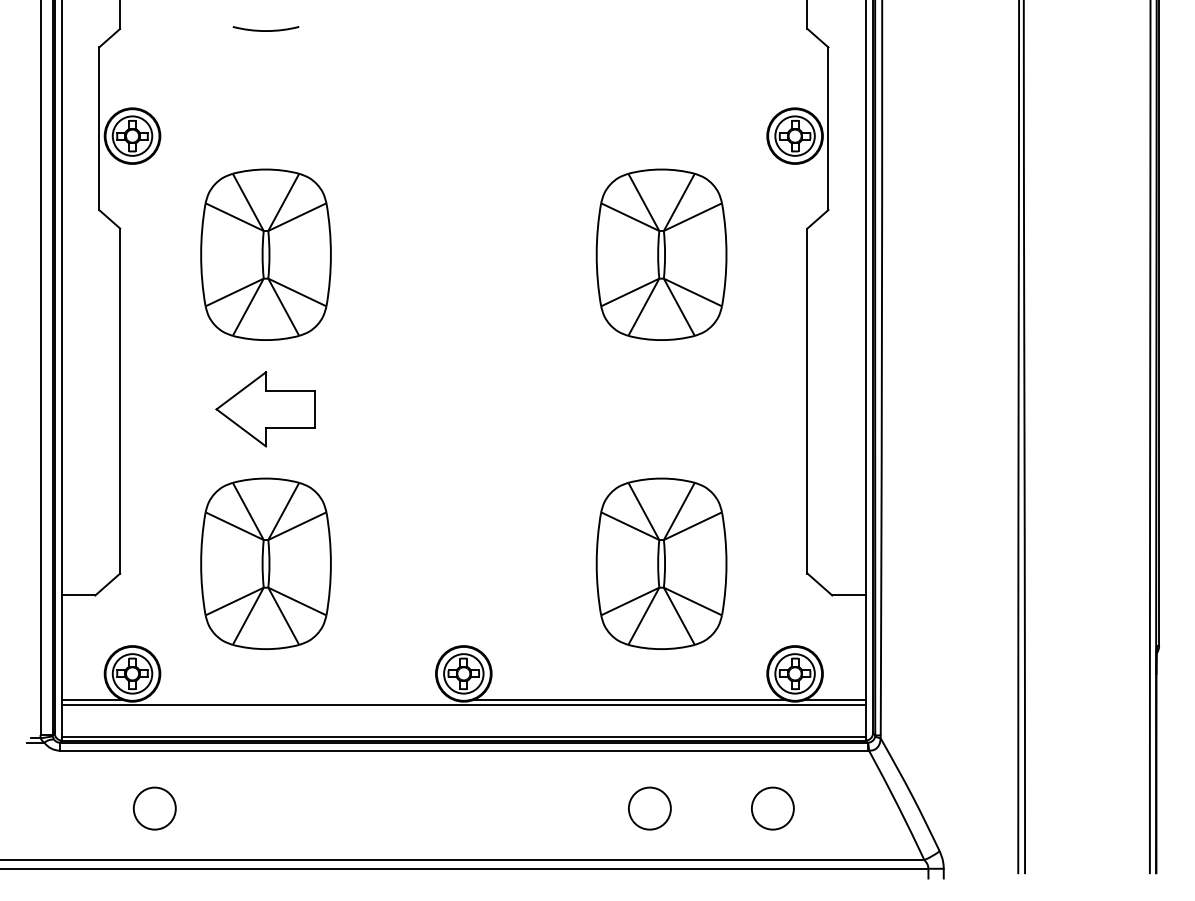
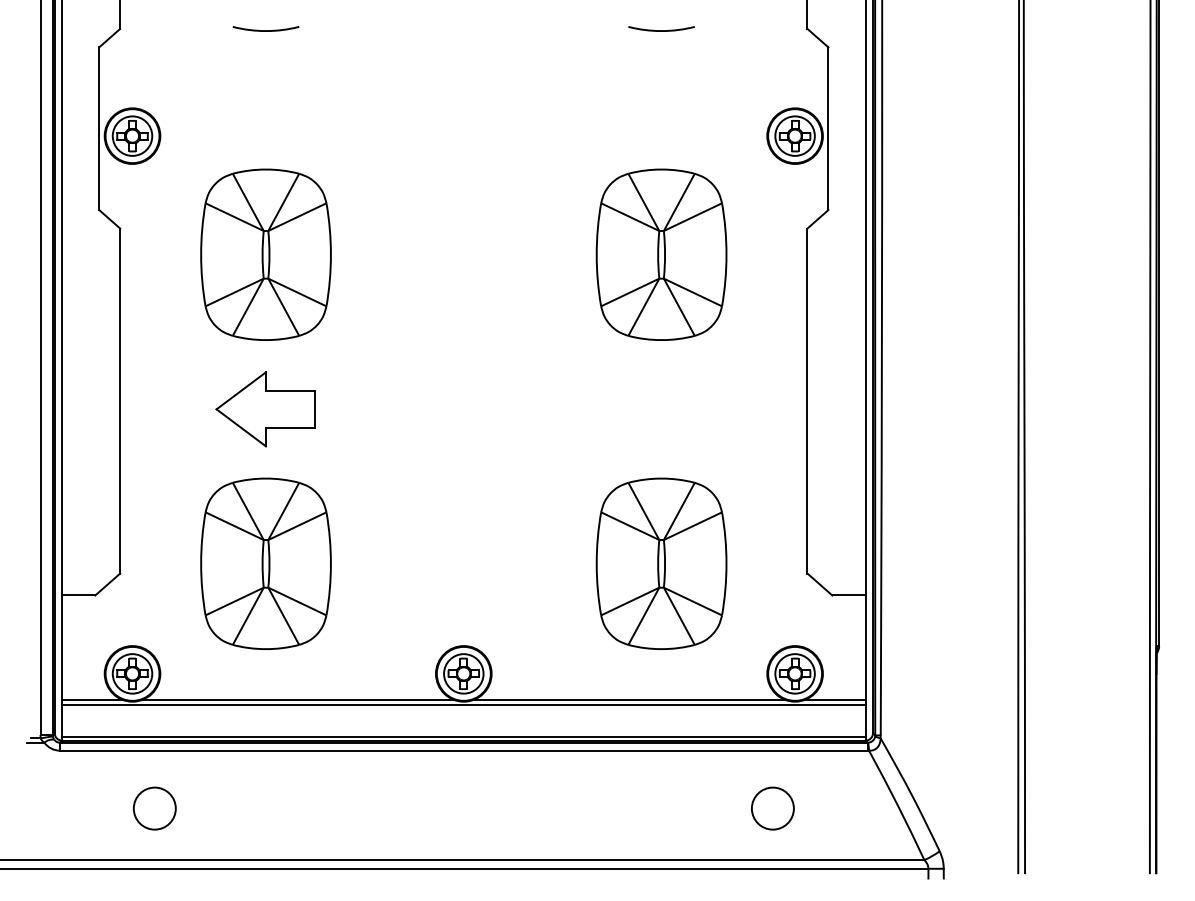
arc: none -> present (661, 30)
line: none -> present (298, 700)
circle: present -> none (649, 808)
